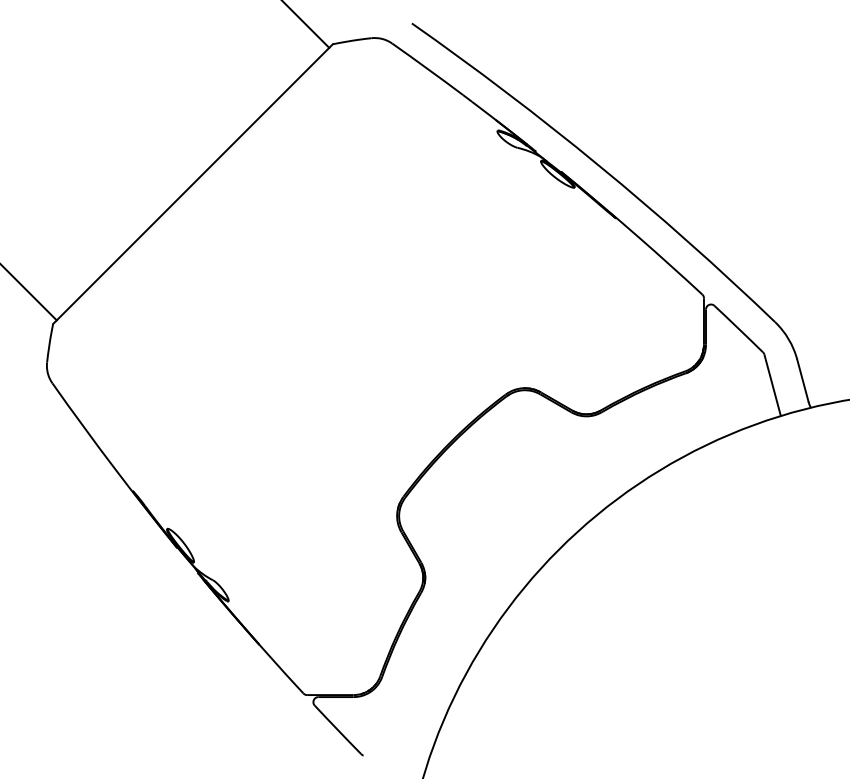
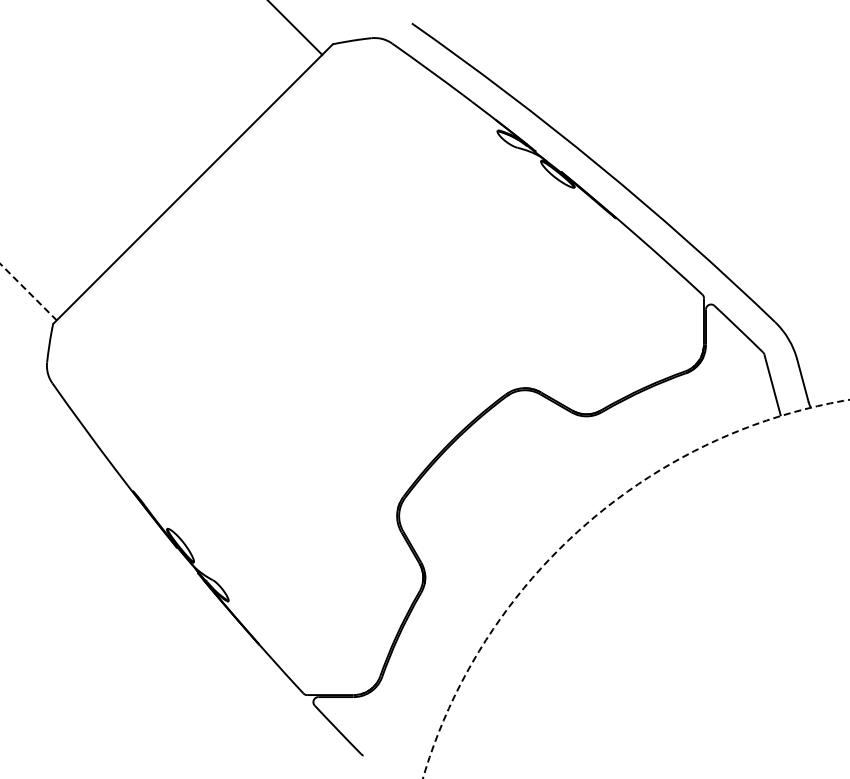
line position: (306, 24) -> (295, 28) (295, 28)
line: solid -> dashed (28, 292)
circle: solid -> dashed (636, 589)
